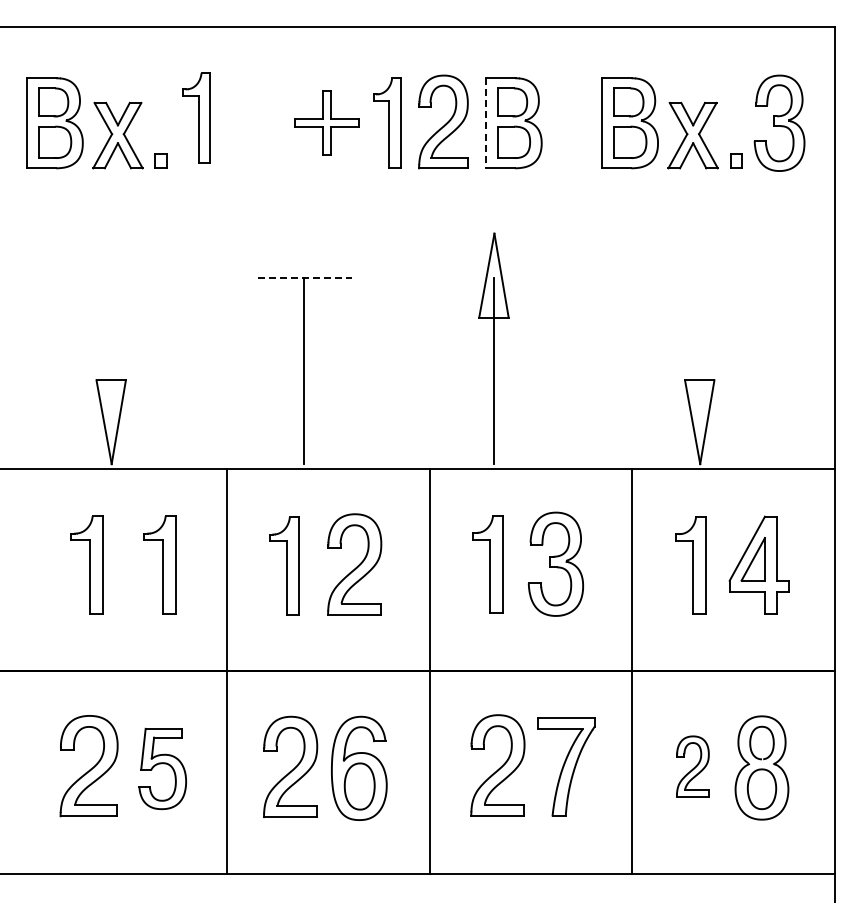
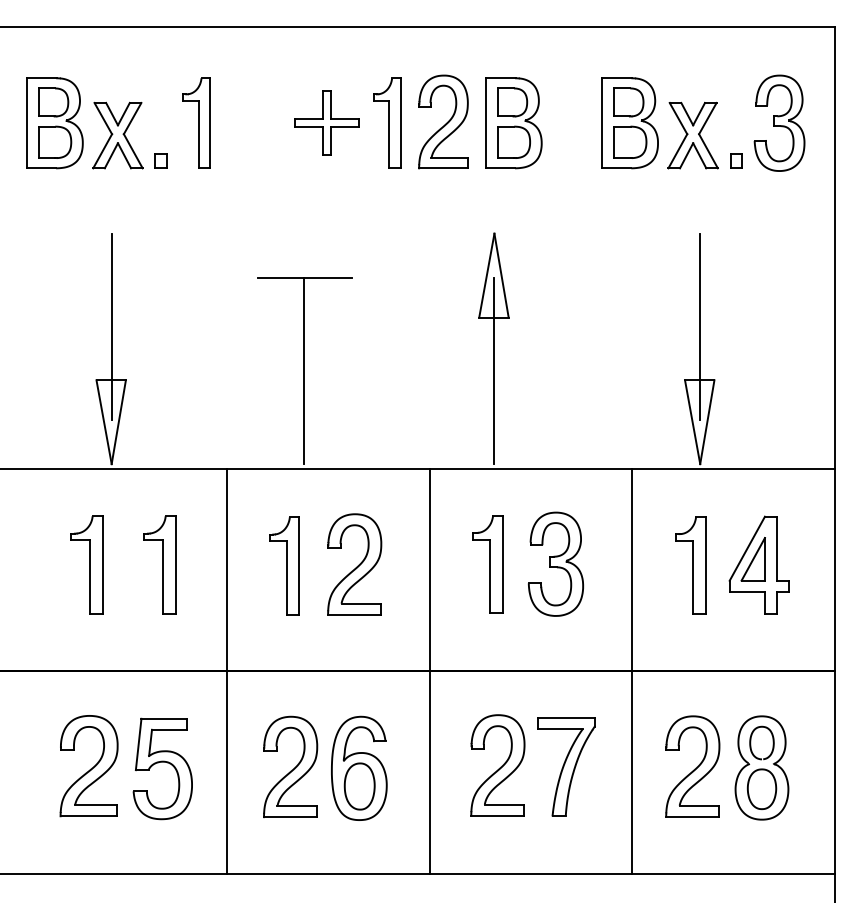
part position: (196, 117) -> (196, 122) (196, 122)
line: dashed -> solid (486, 123)
line: dashed -> solid (305, 277)
line: none -> present (111, 326)
line: none -> present (700, 326)
part size: 34x63 px -> 56x103 px (692, 766)
part size: 49x84 px -> 61x104 px (162, 768)
